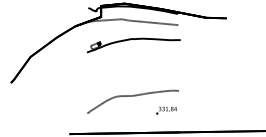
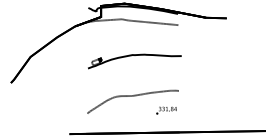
part position: (133, 45) -> (134, 61) (134, 61)
